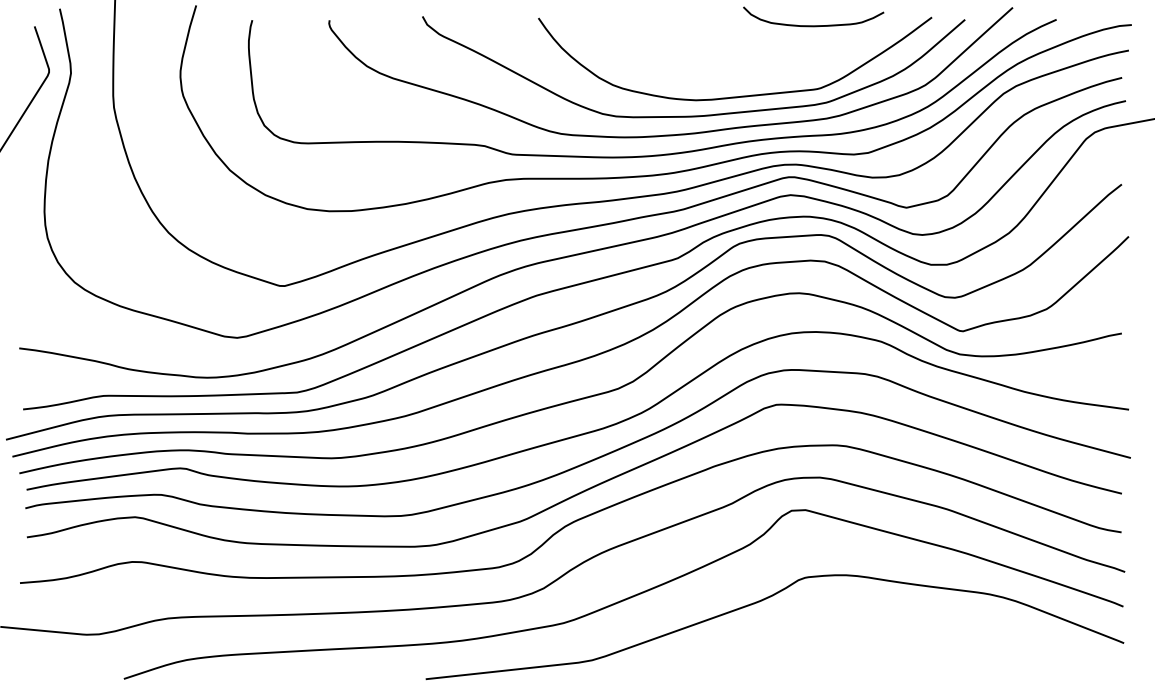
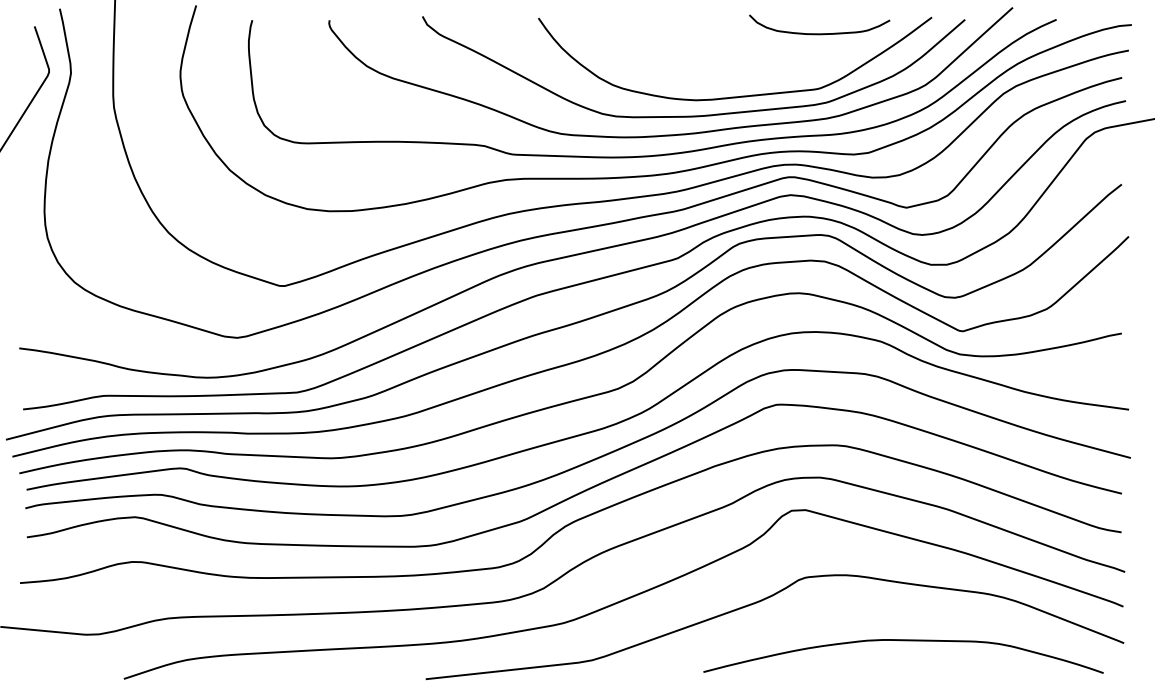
curve position: (813, 25) -> (819, 33) (819, 33)
curve: none -> present (903, 641)
